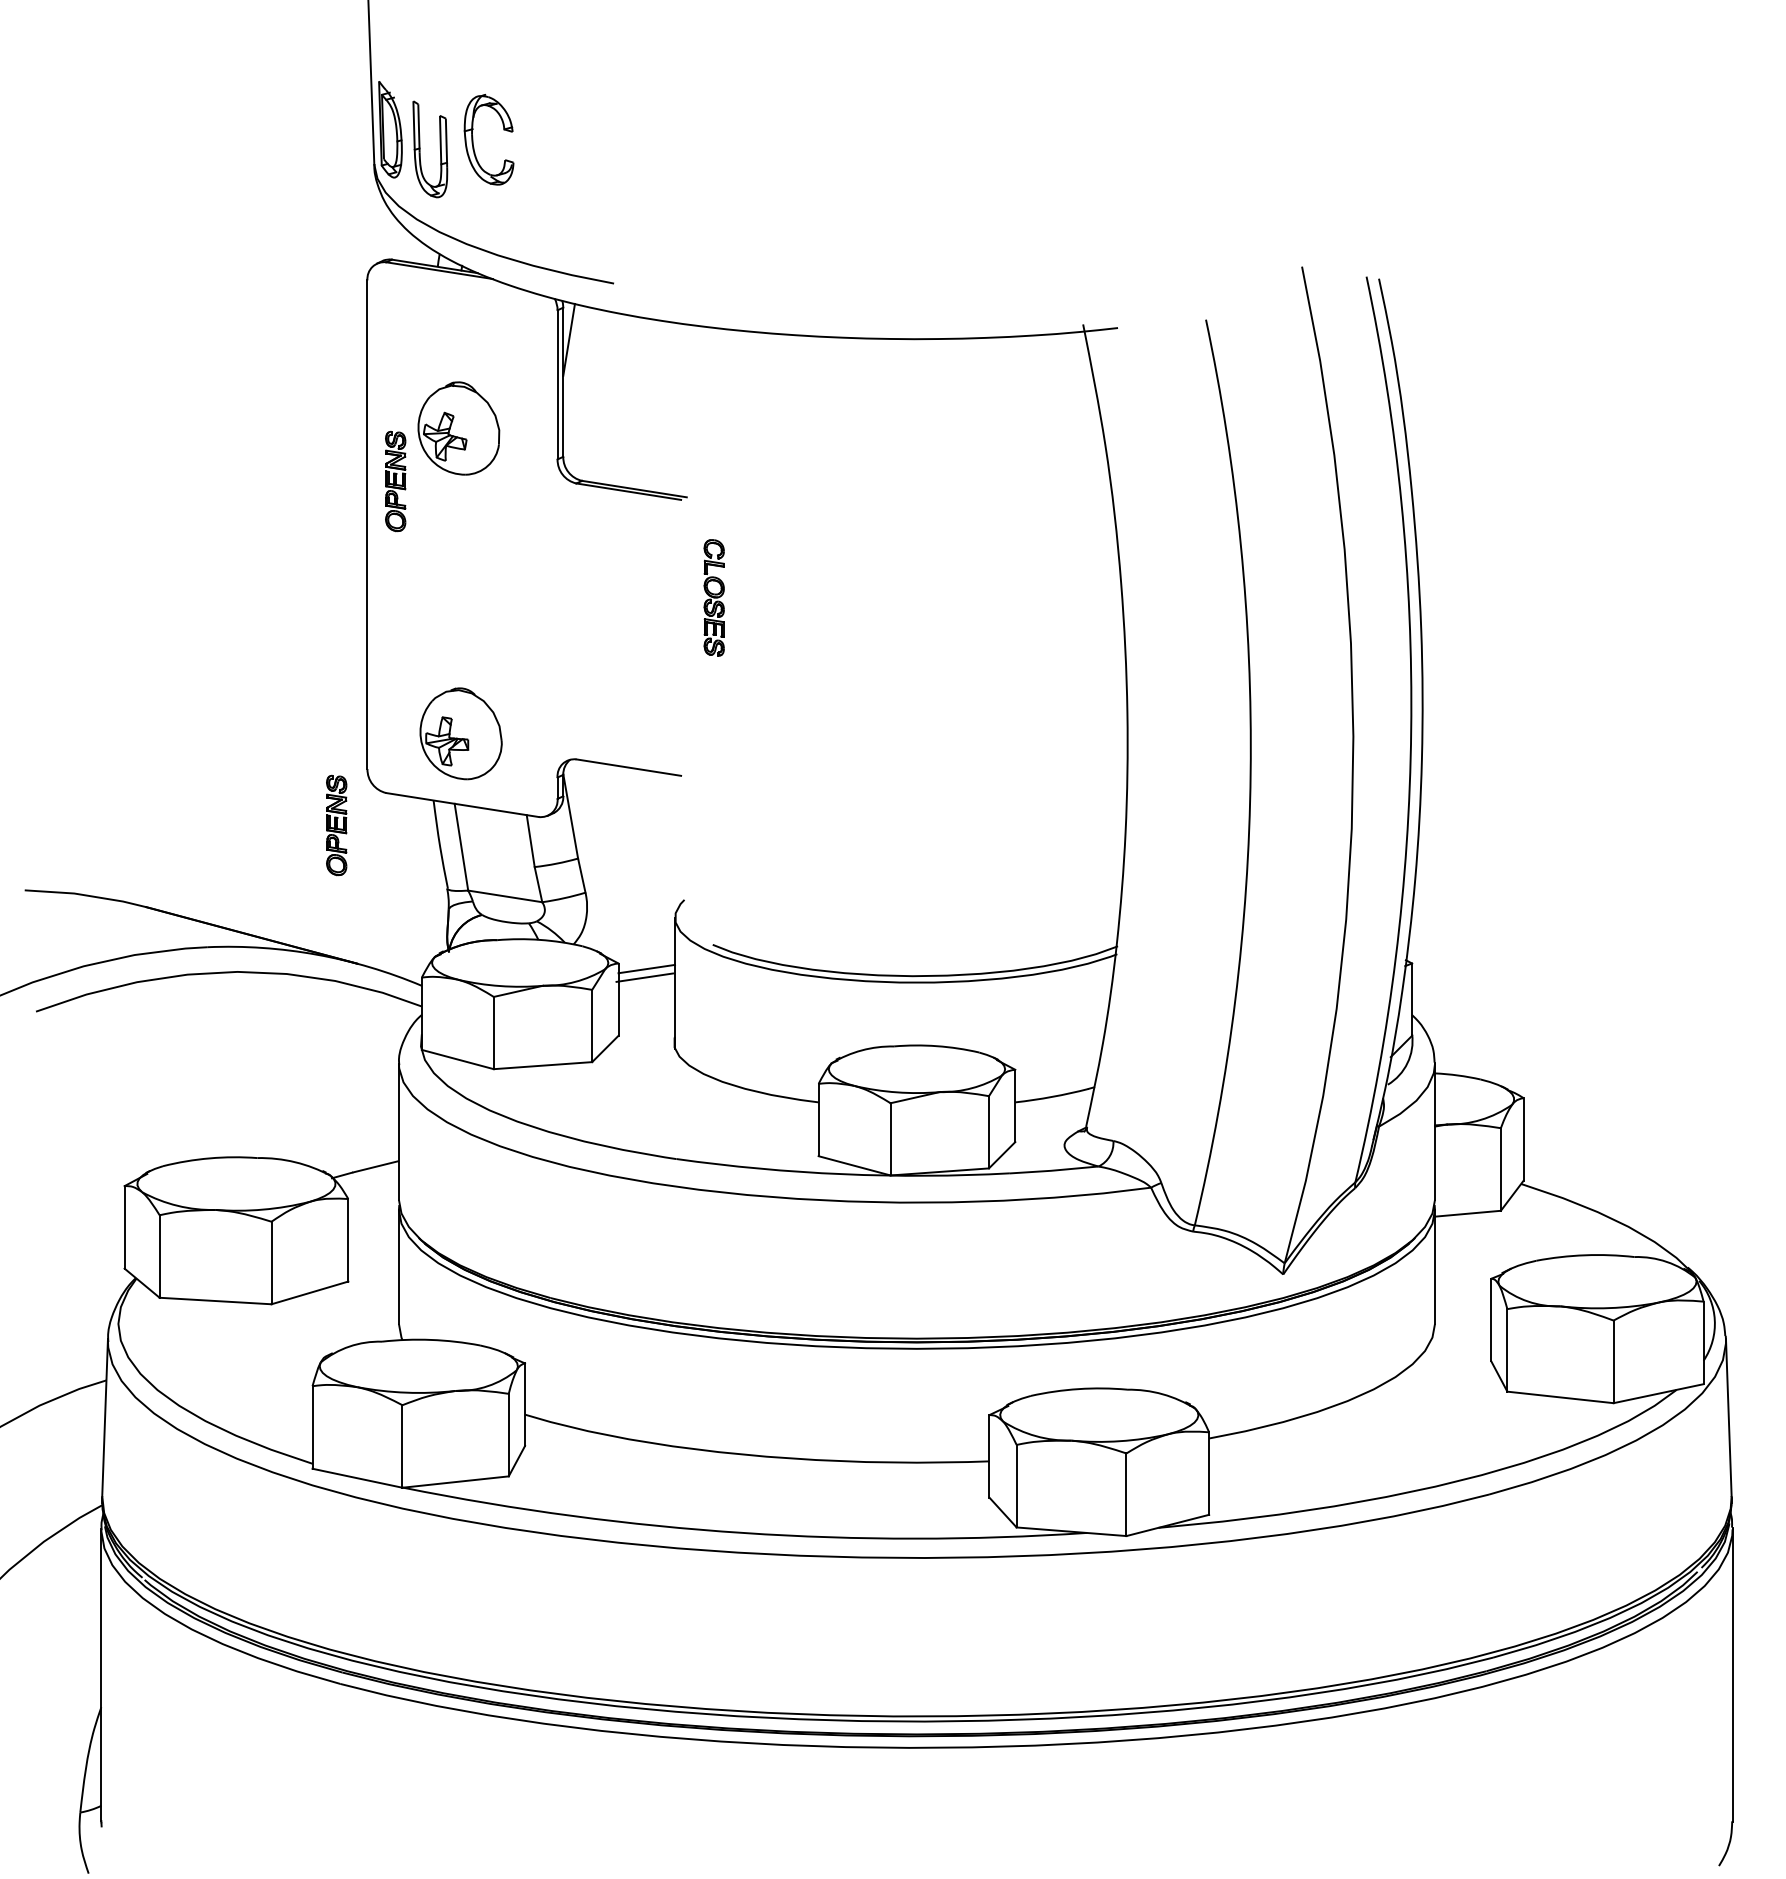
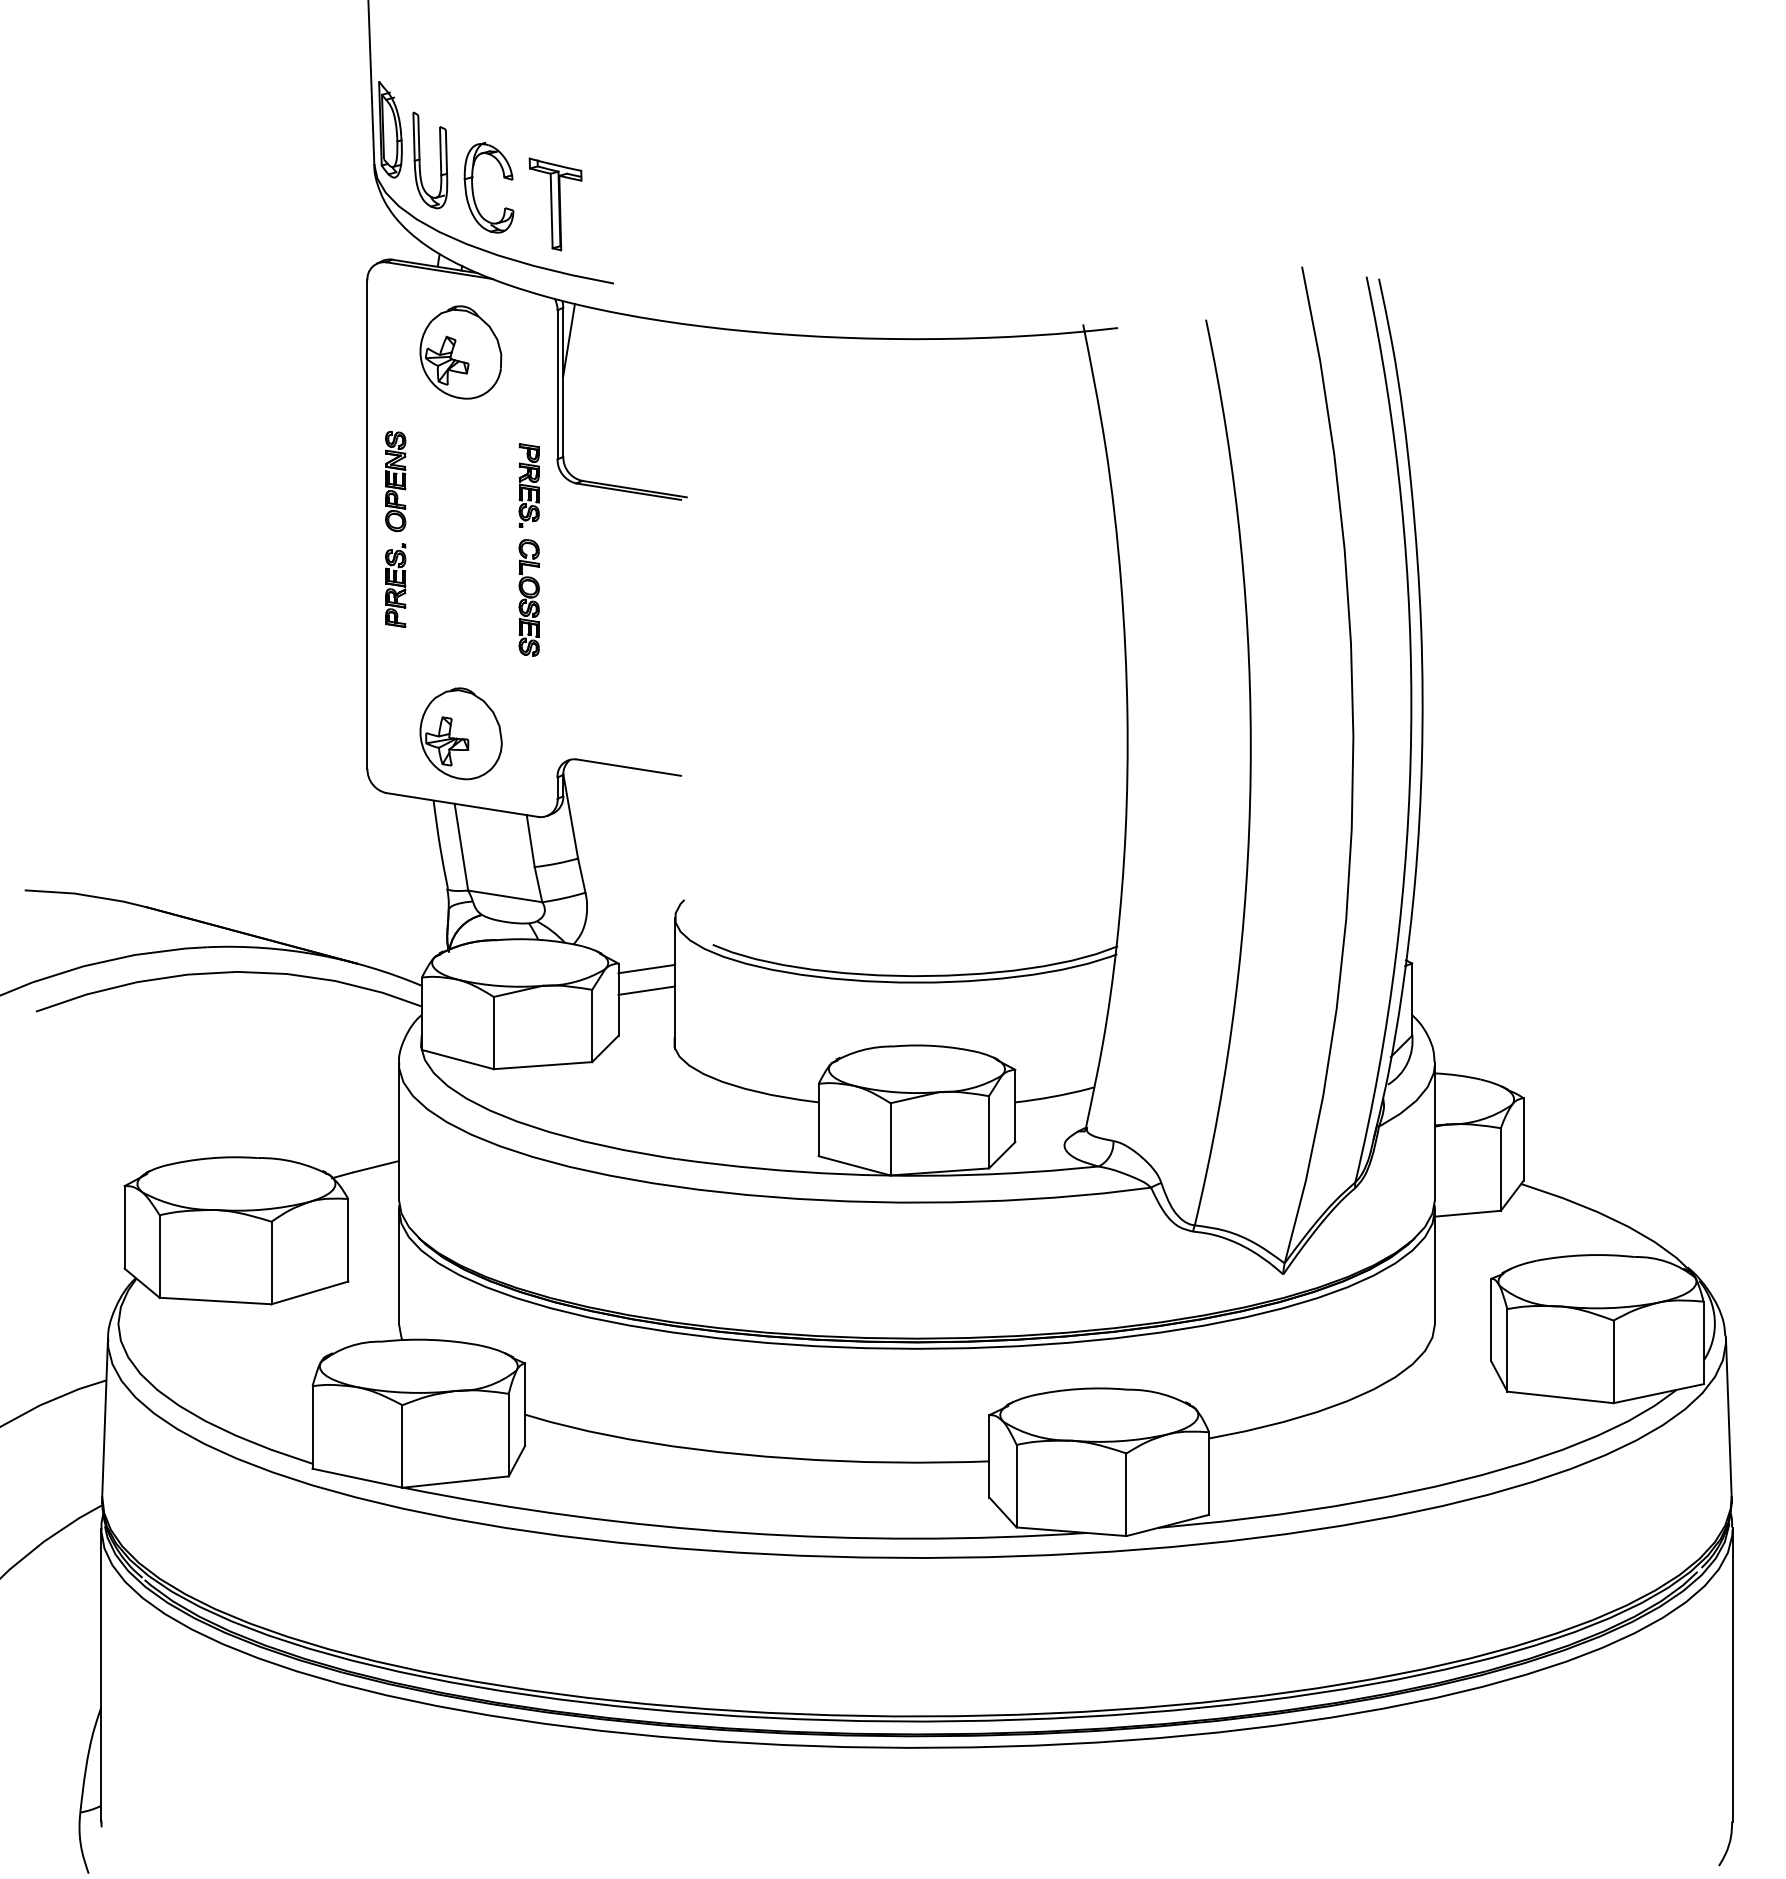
part position: (473, 139) -> (473, 187) (473, 187)
part position: (439, 147) -> (439, 158) (439, 158)
part: none -> present (555, 204)
part position: (458, 428) -> (460, 352) (460, 352)
part: none -> present (528, 485)
part: none -> present (395, 585)
part position: (713, 597) -> (528, 597) (528, 597)
part: present -> none (336, 825)
line position: (644, 977) -> (646, 990) (646, 990)
